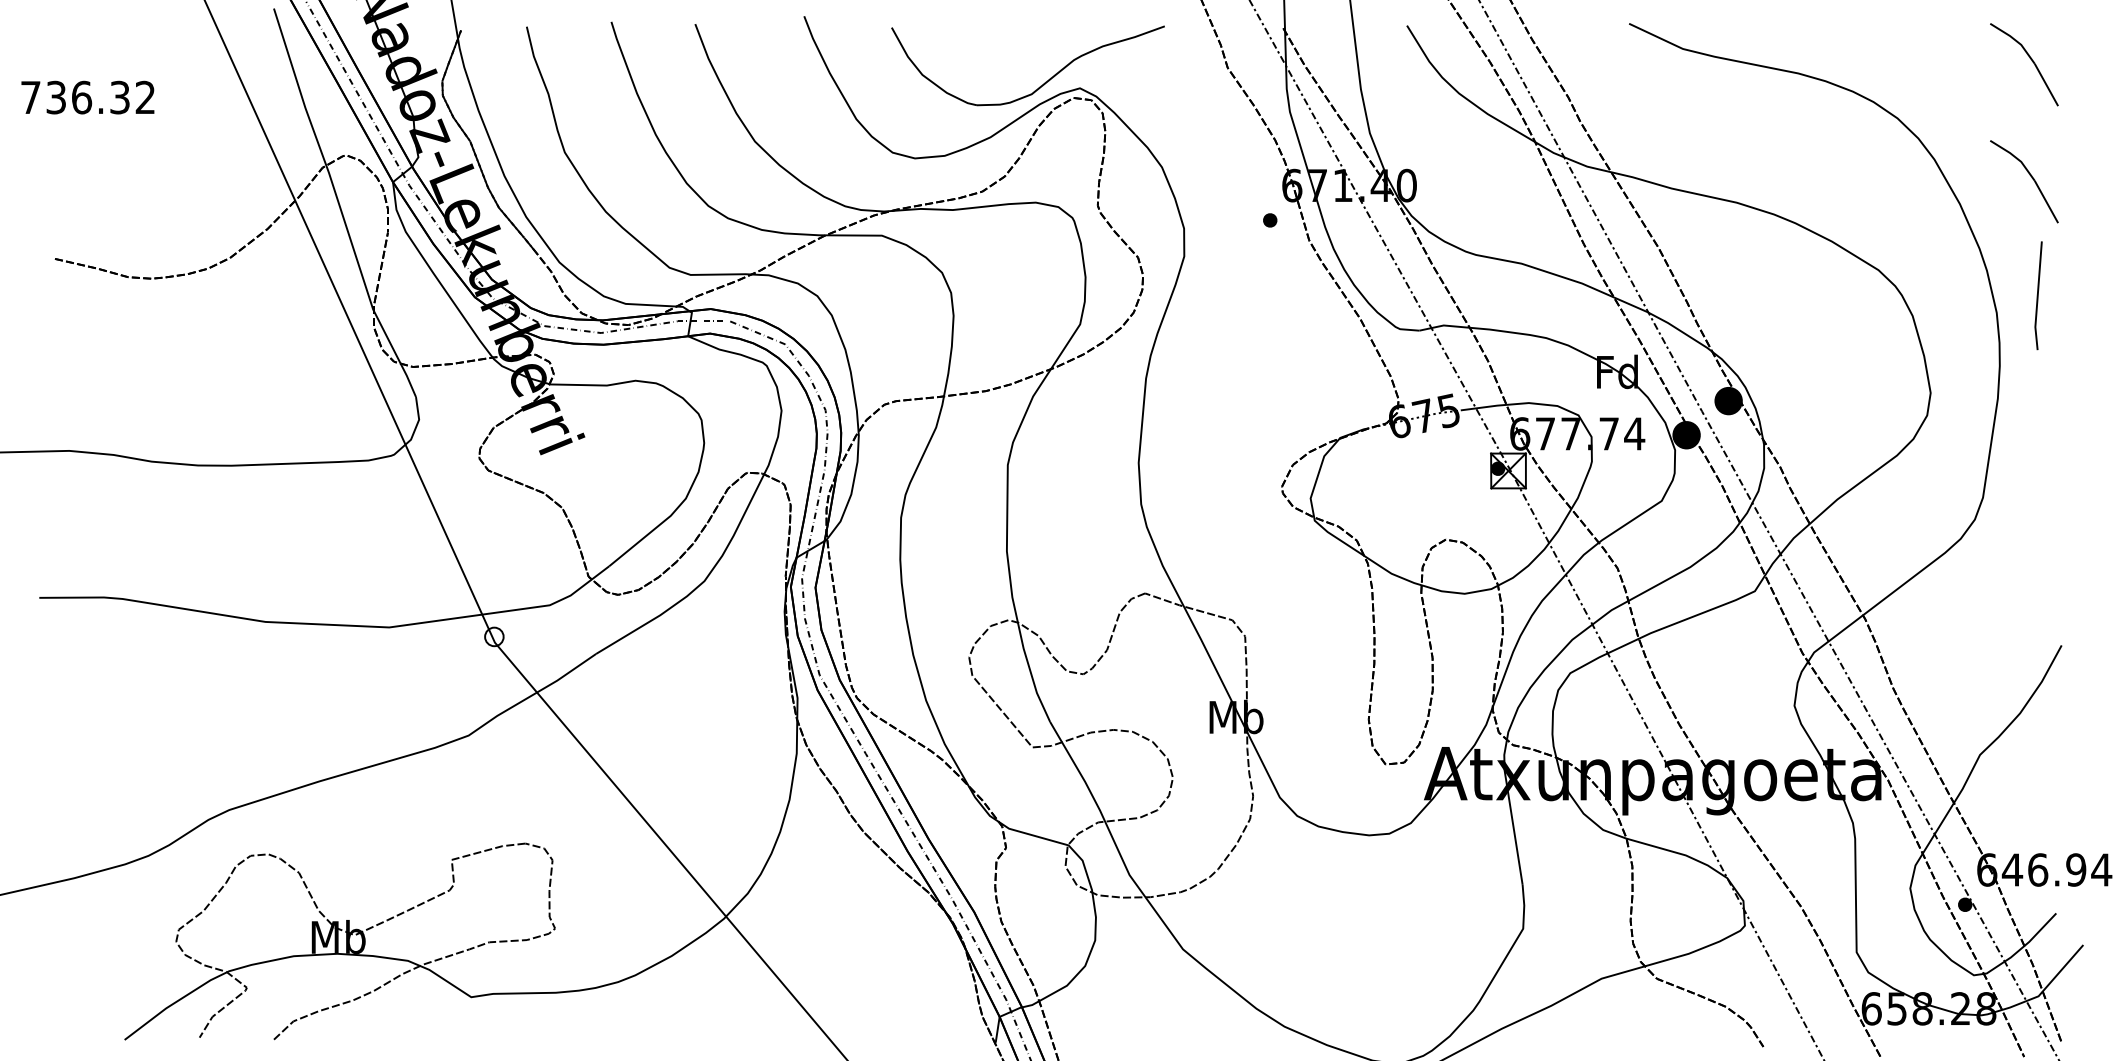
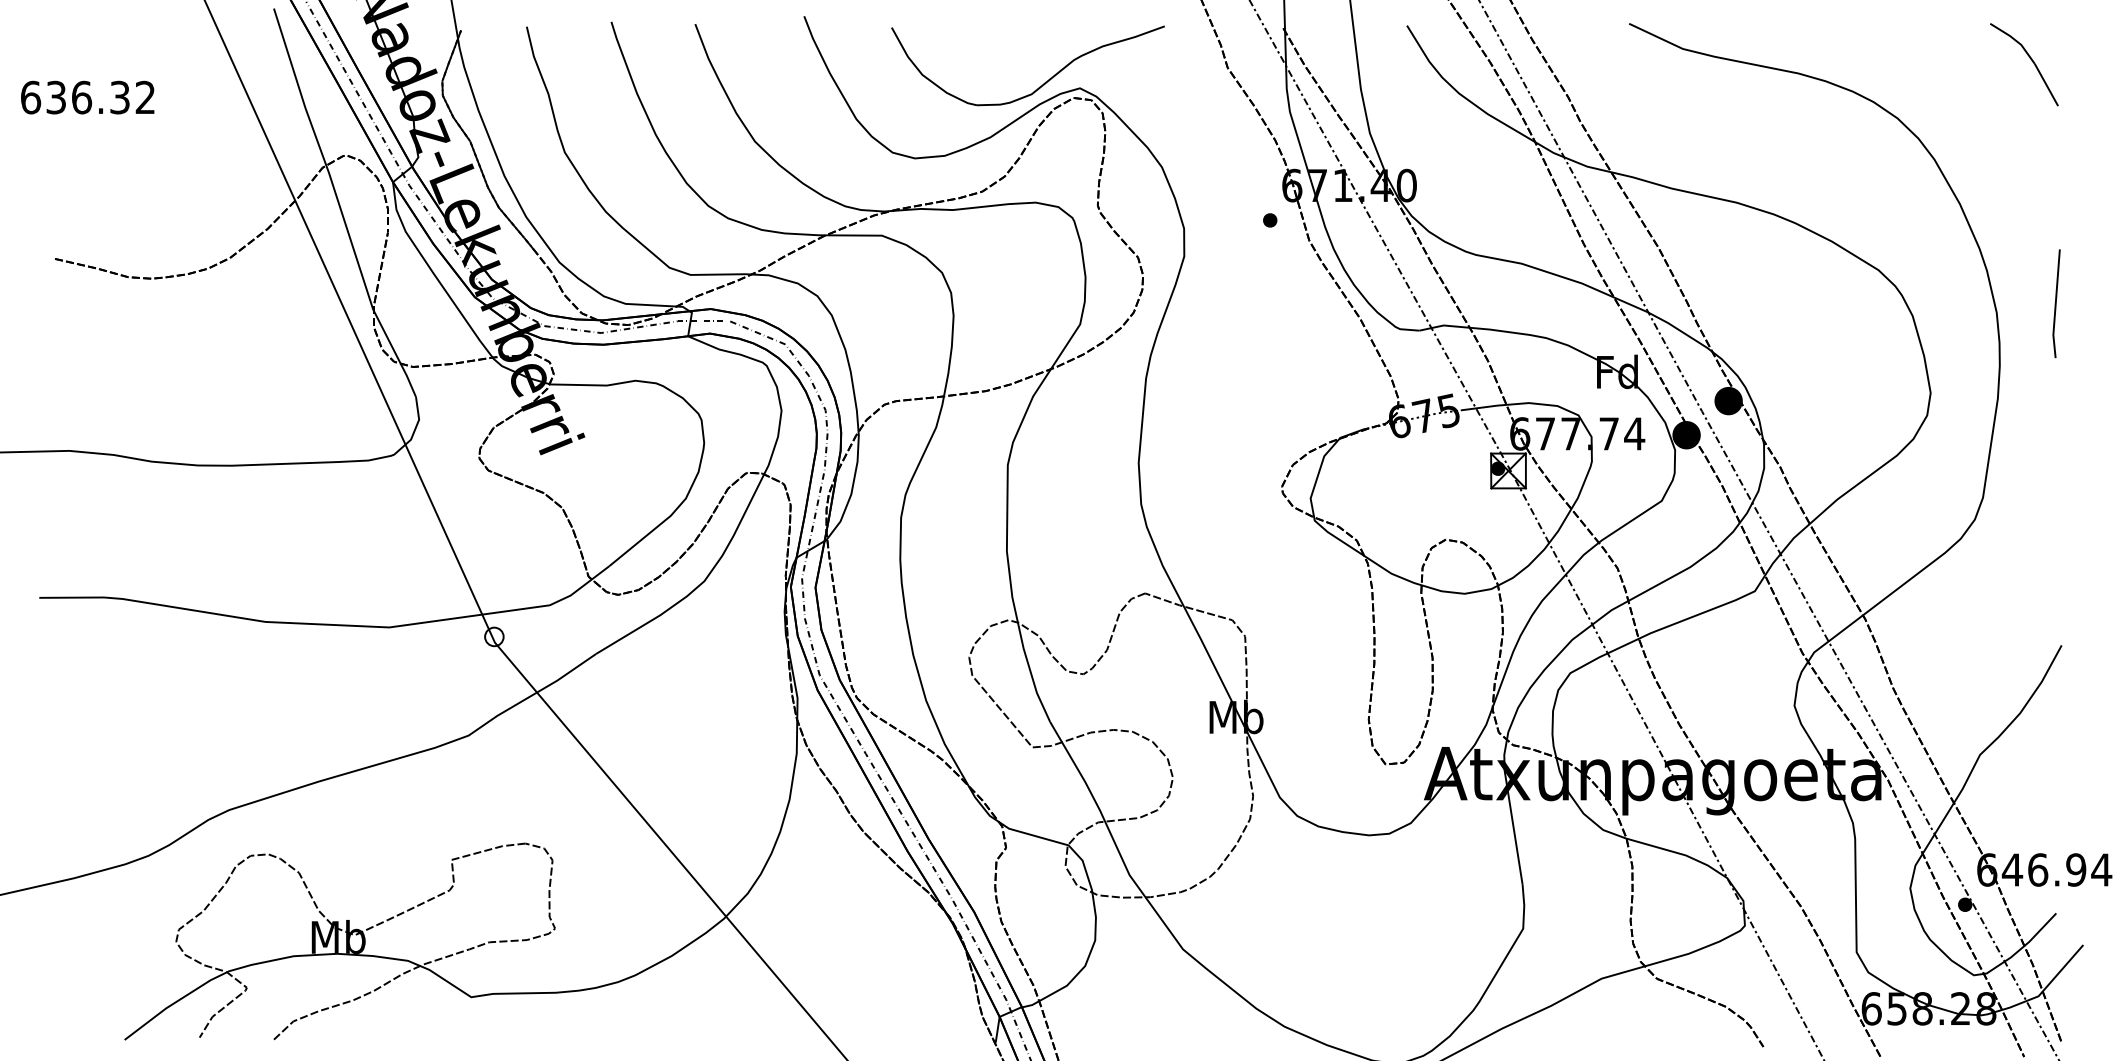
text: 736.32 -> 636.32 (31, 97)
part: present -> none (2029, 175)
line position: (2038, 295) -> (2056, 303) (2056, 303)
